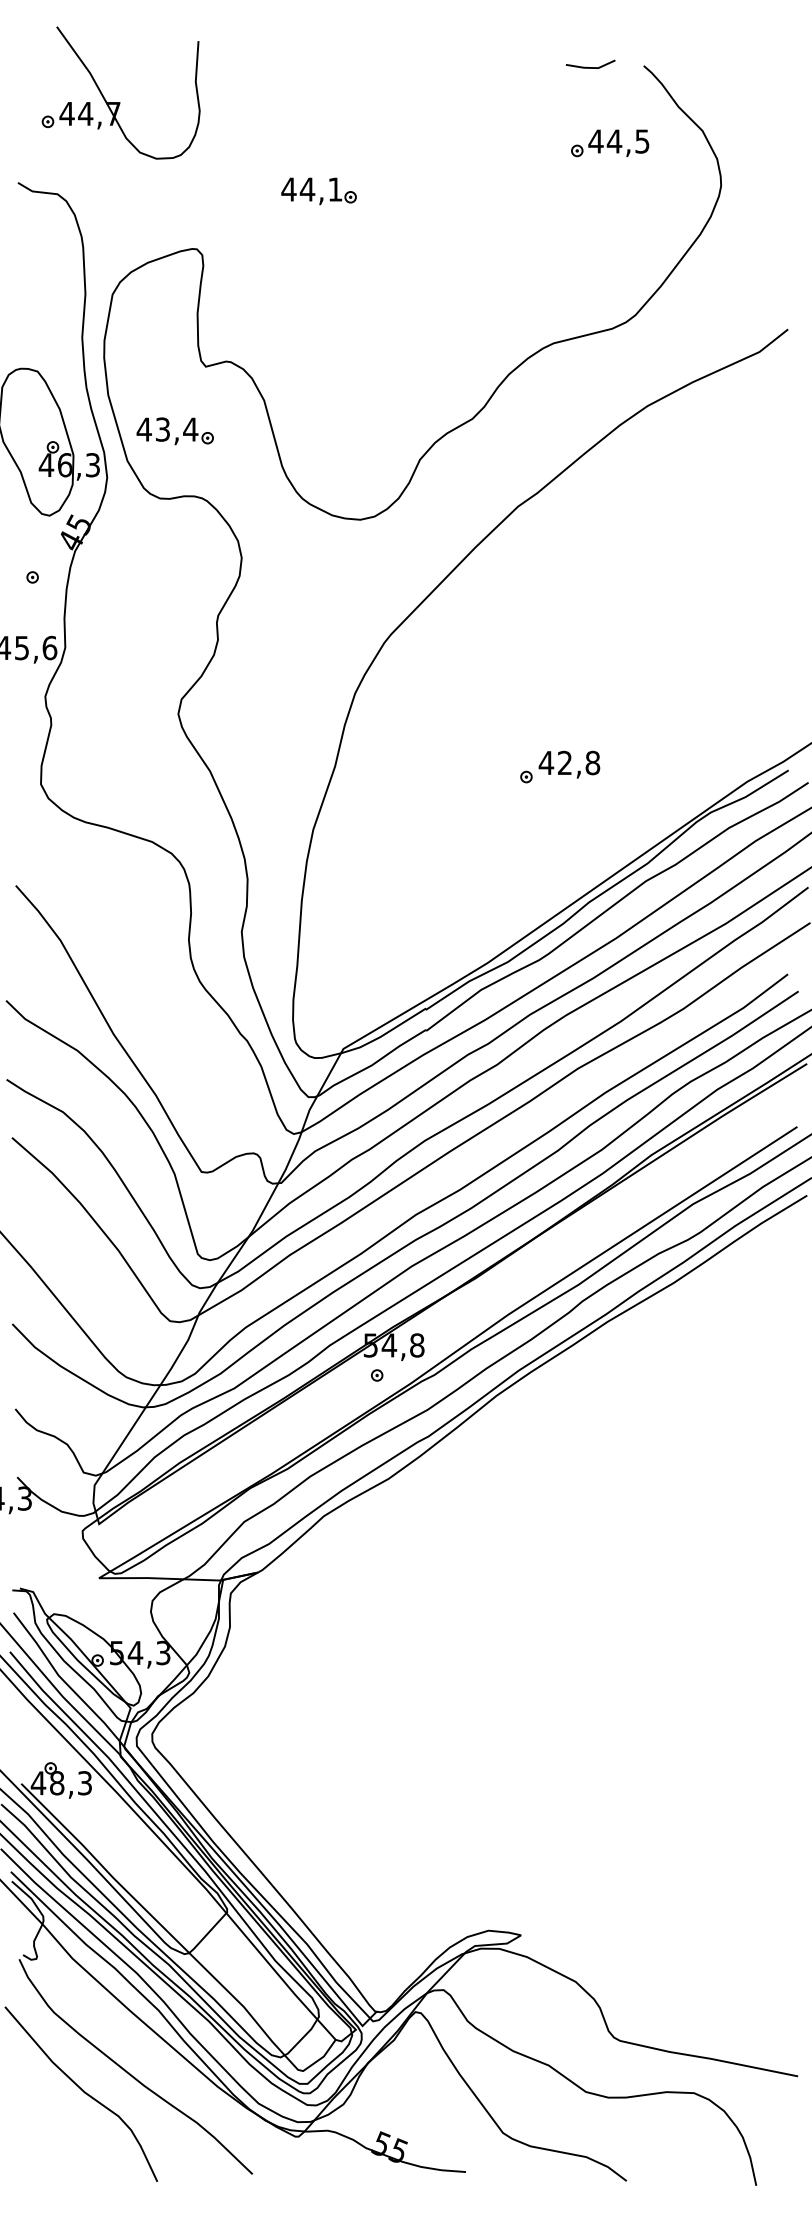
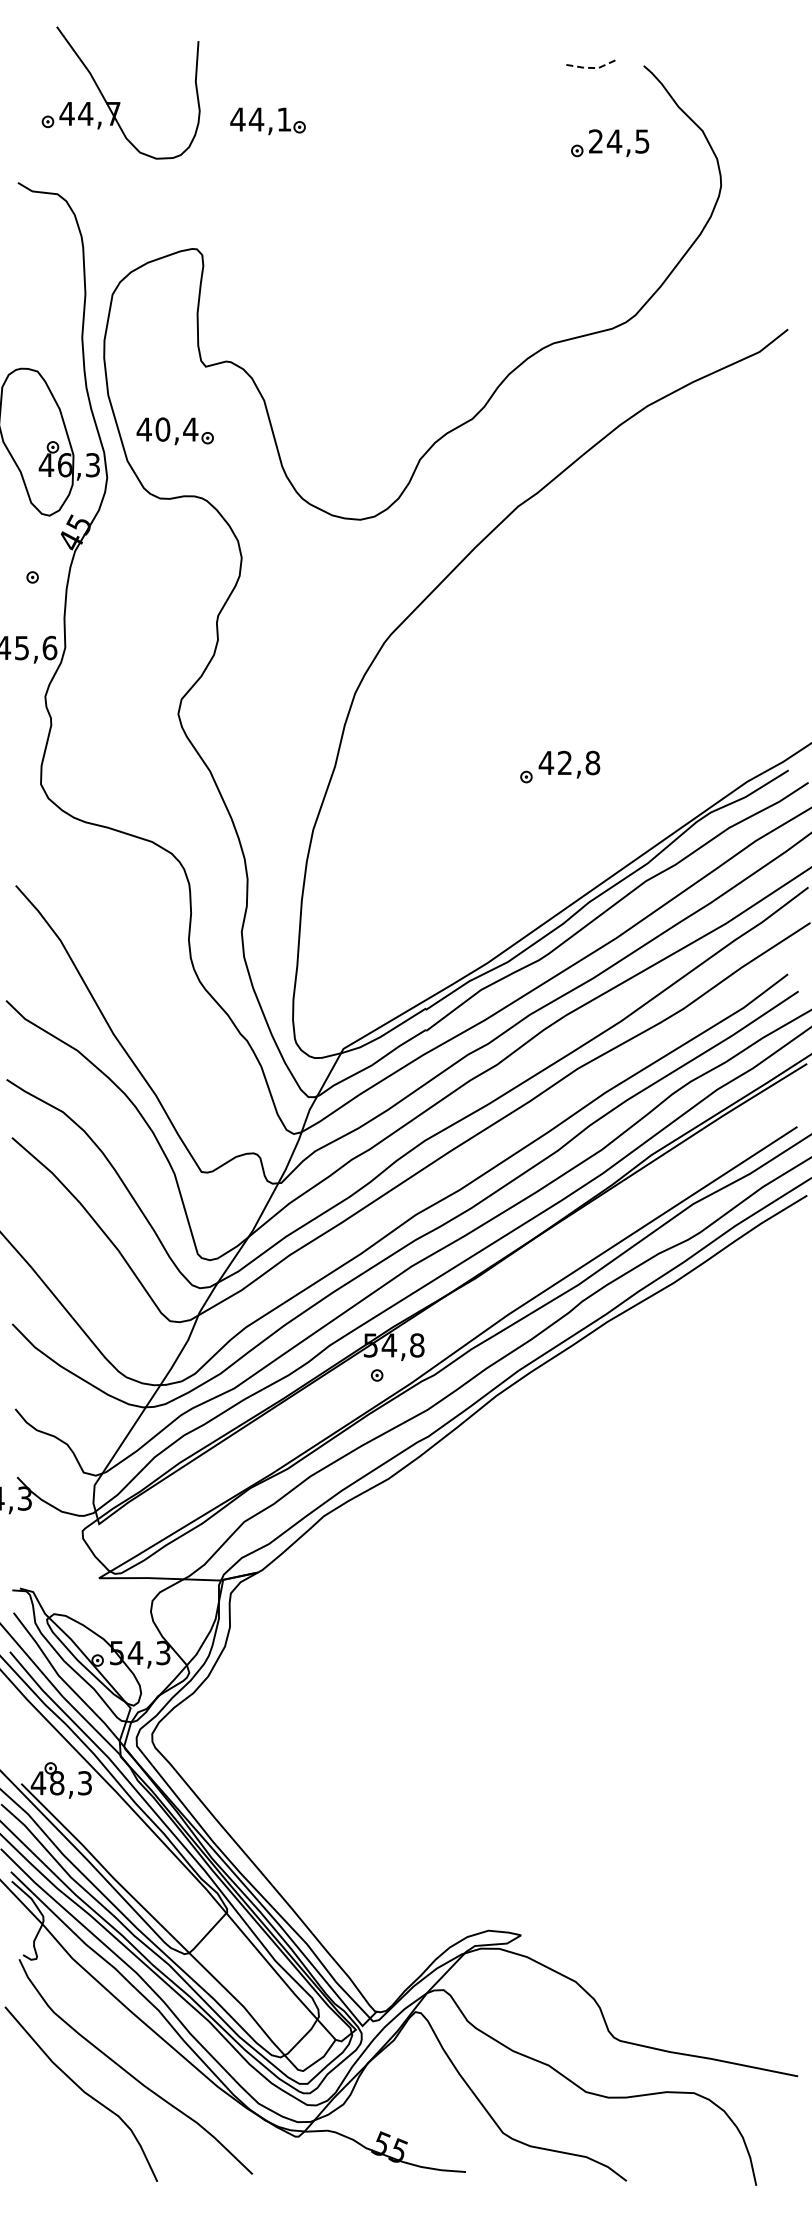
line: solid -> dashed (590, 67)
text: 44,5 -> 24,5 (595, 141)
part position: (318, 191) -> (267, 121) (267, 121)
text: 43,4 -> 40,4 (162, 429)
